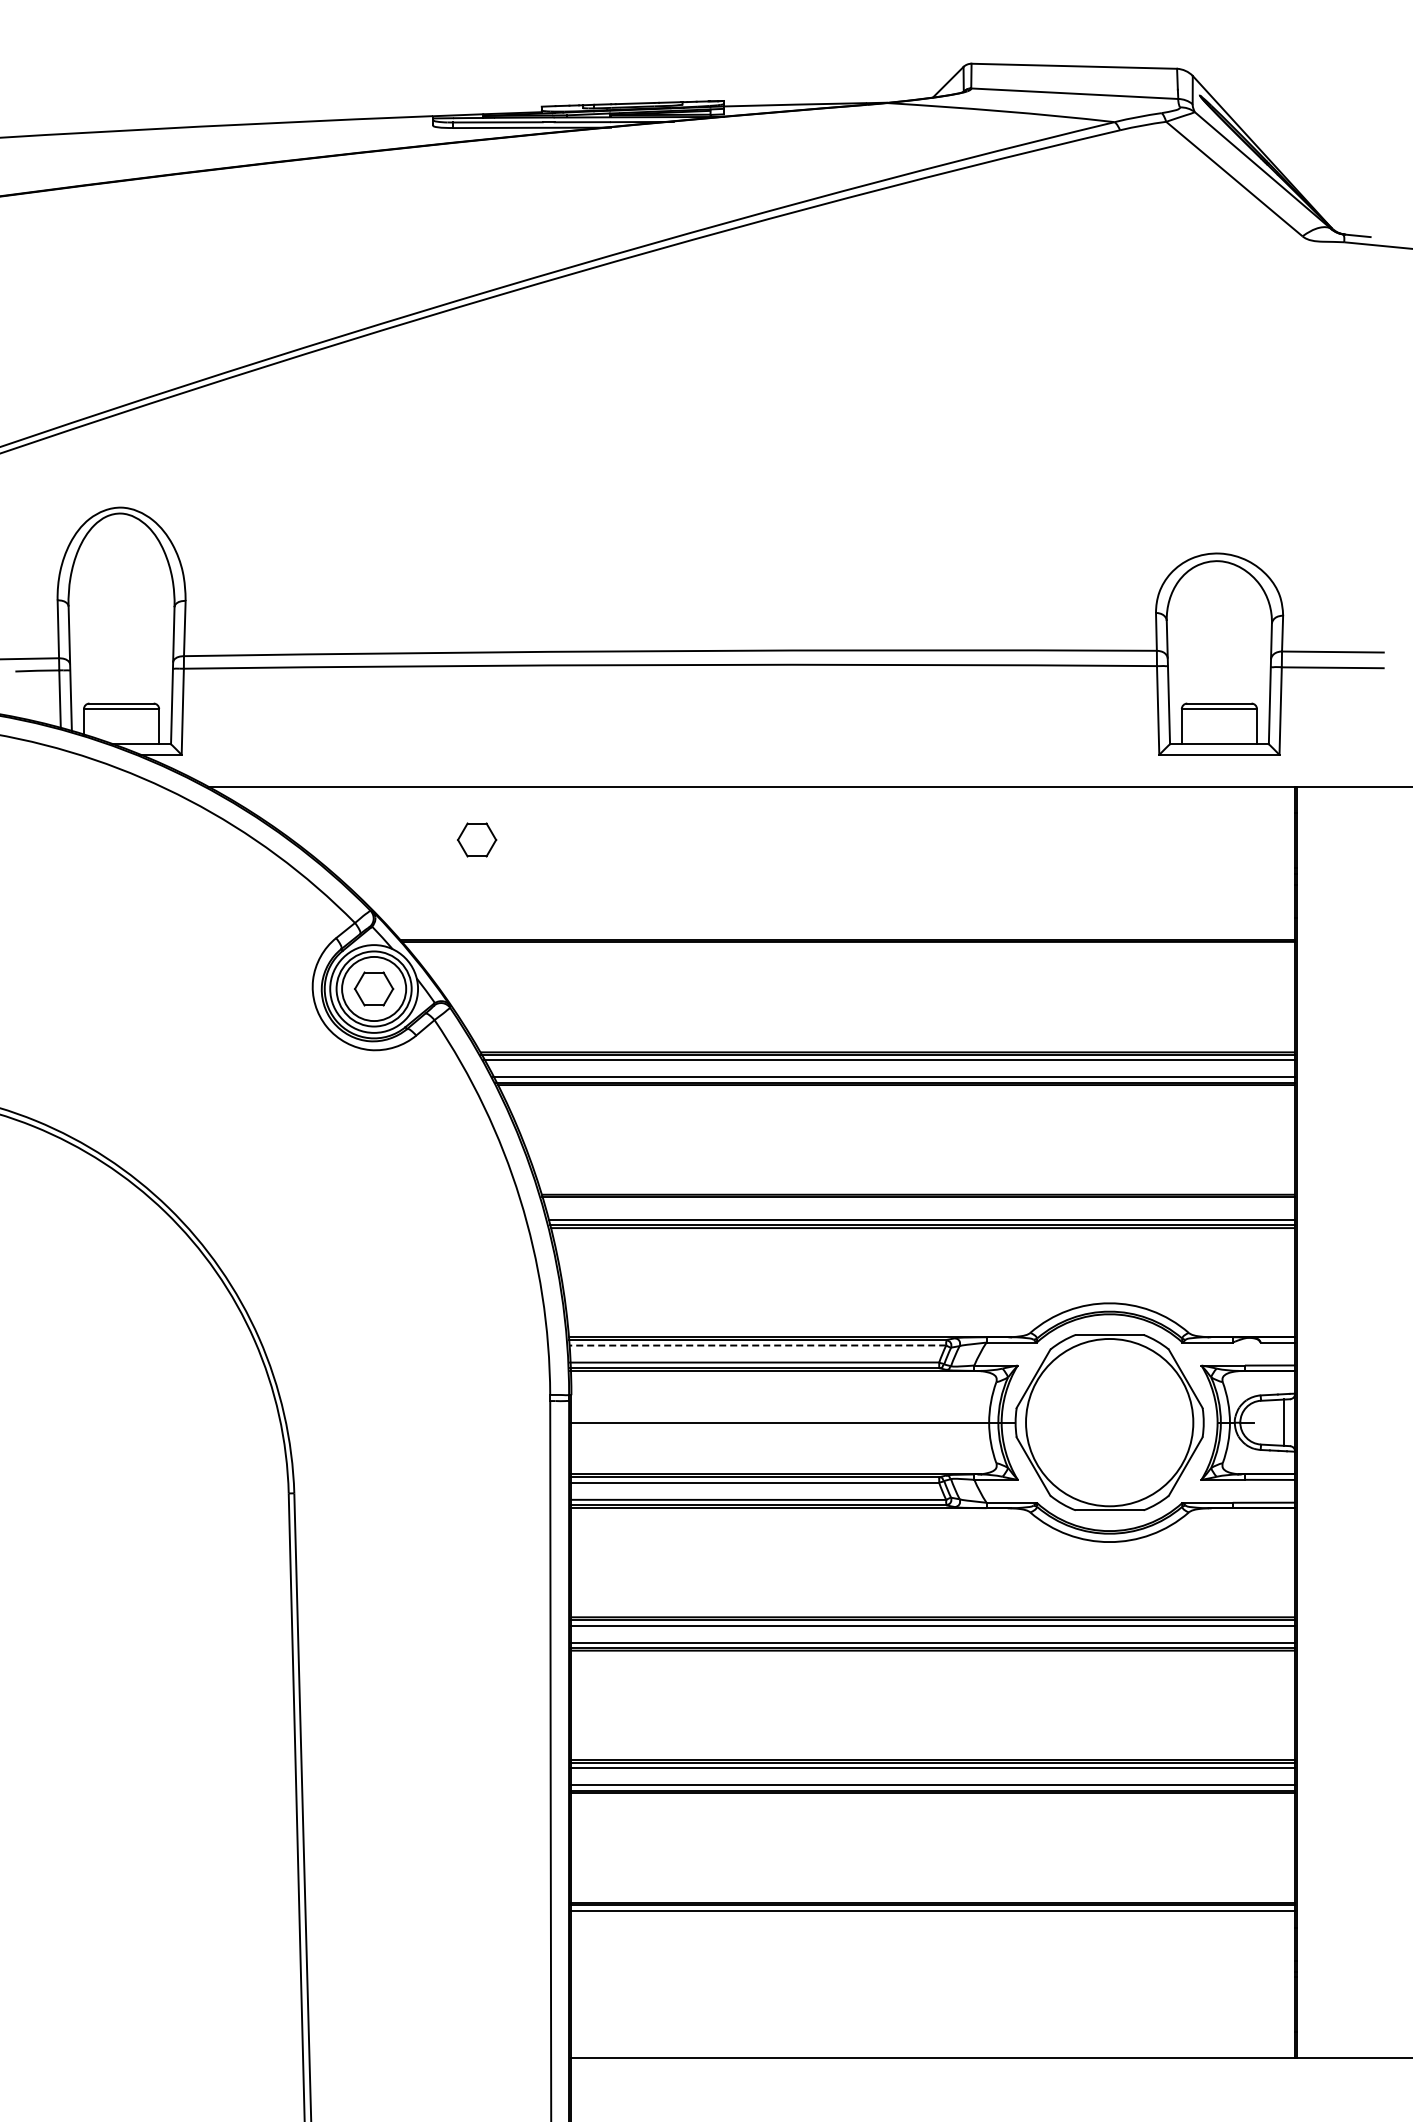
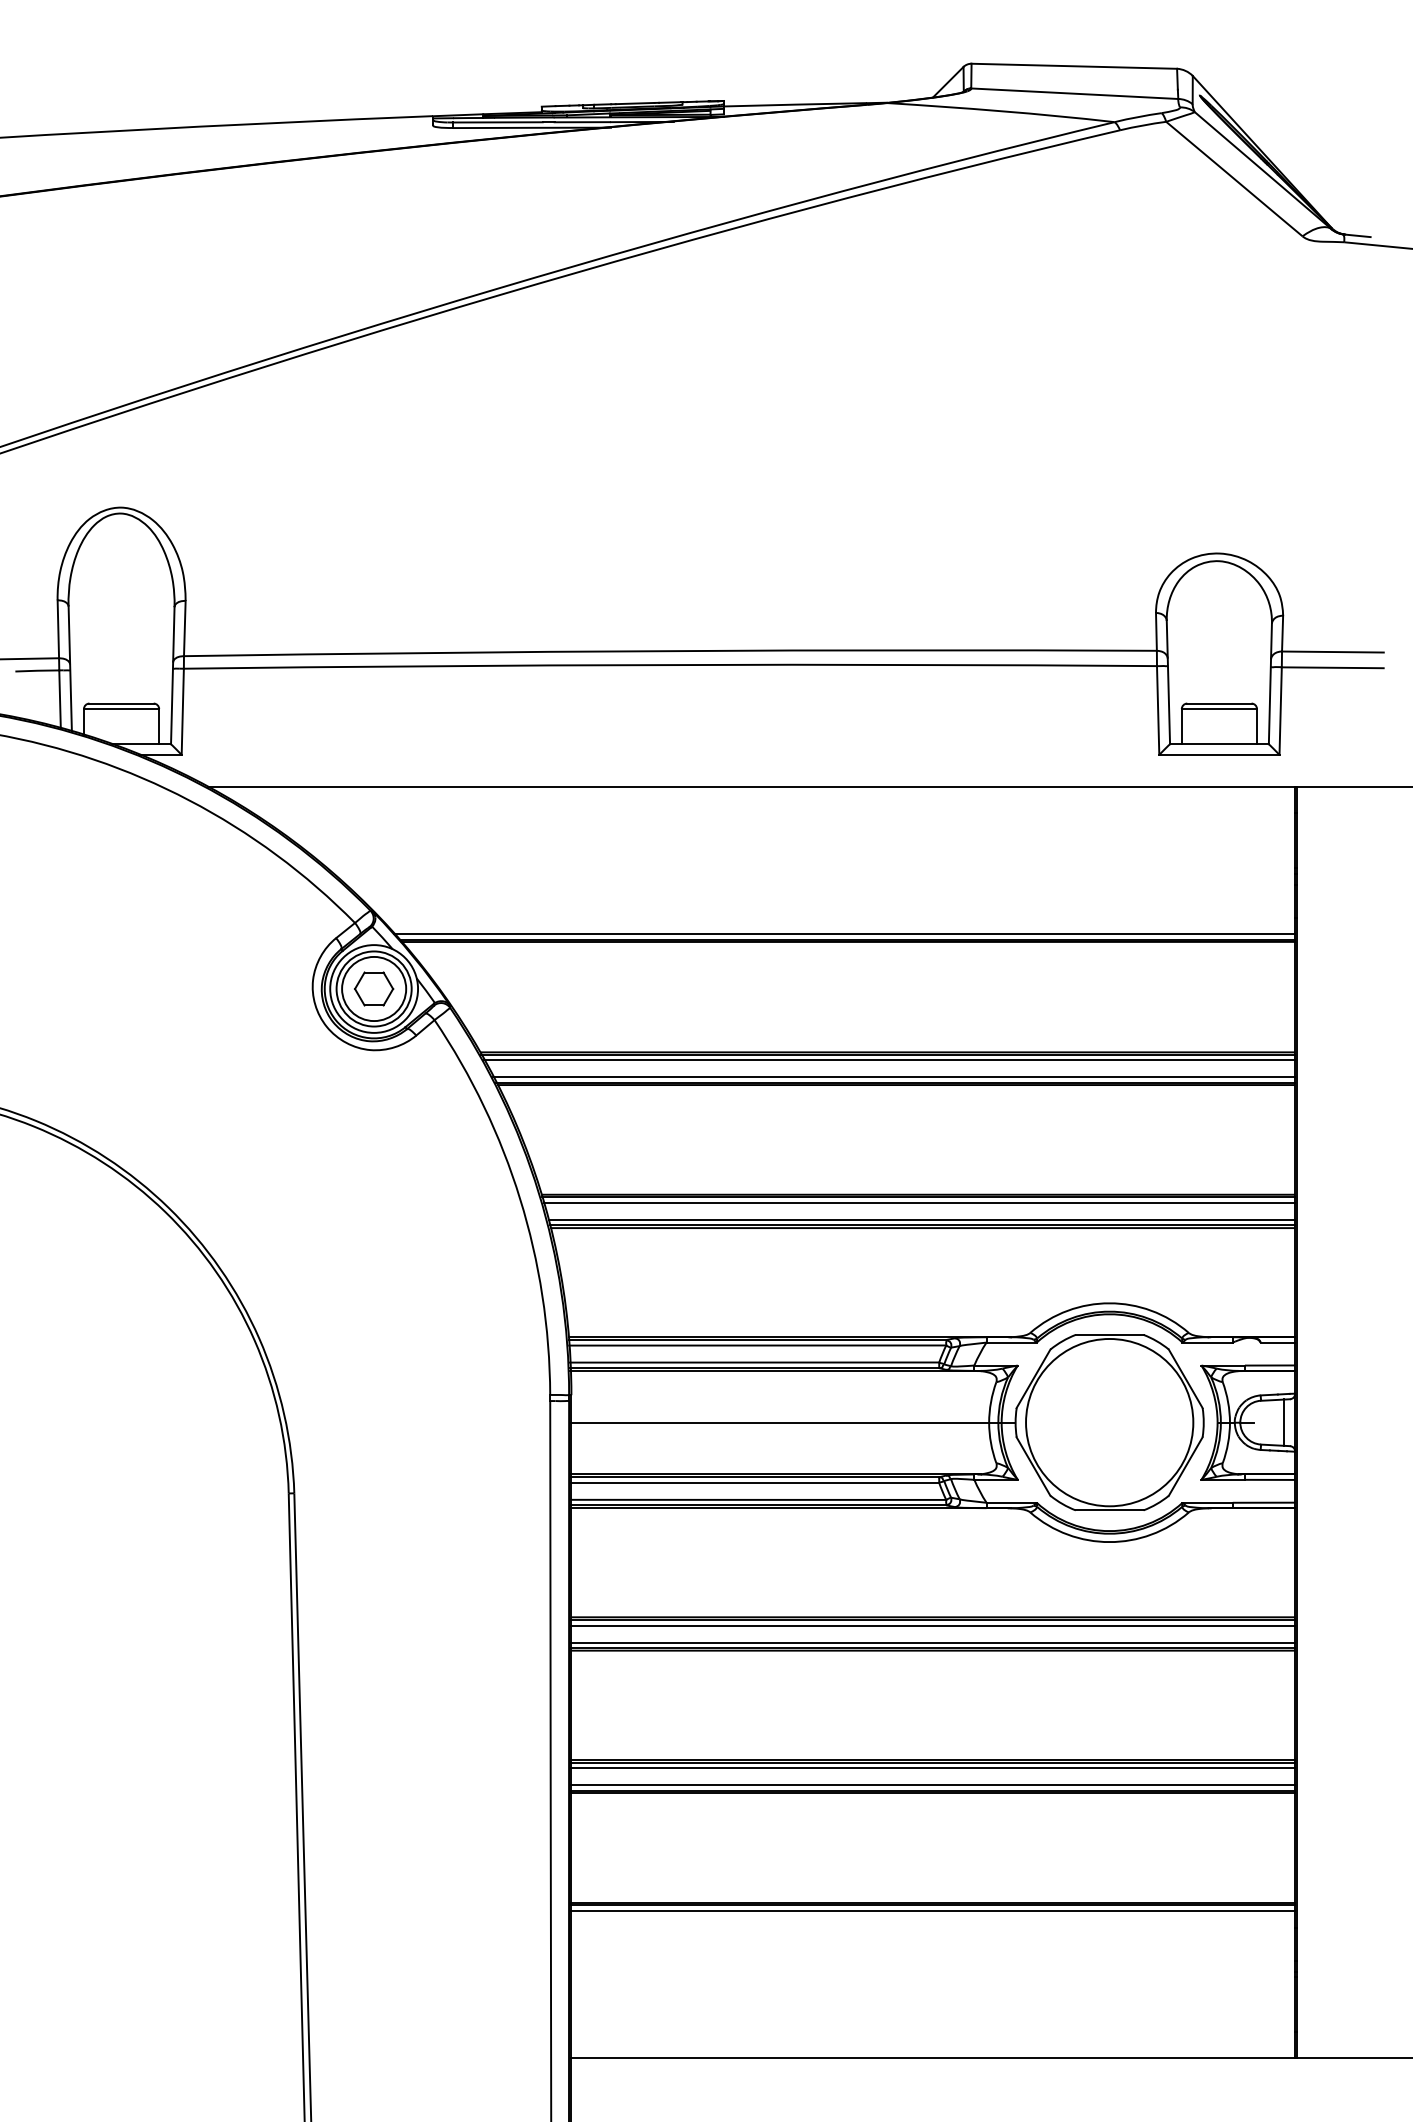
part: present -> none (477, 839)
line: none -> present (844, 934)
line: none -> present (919, 1202)
line: dashed -> solid (757, 1345)
